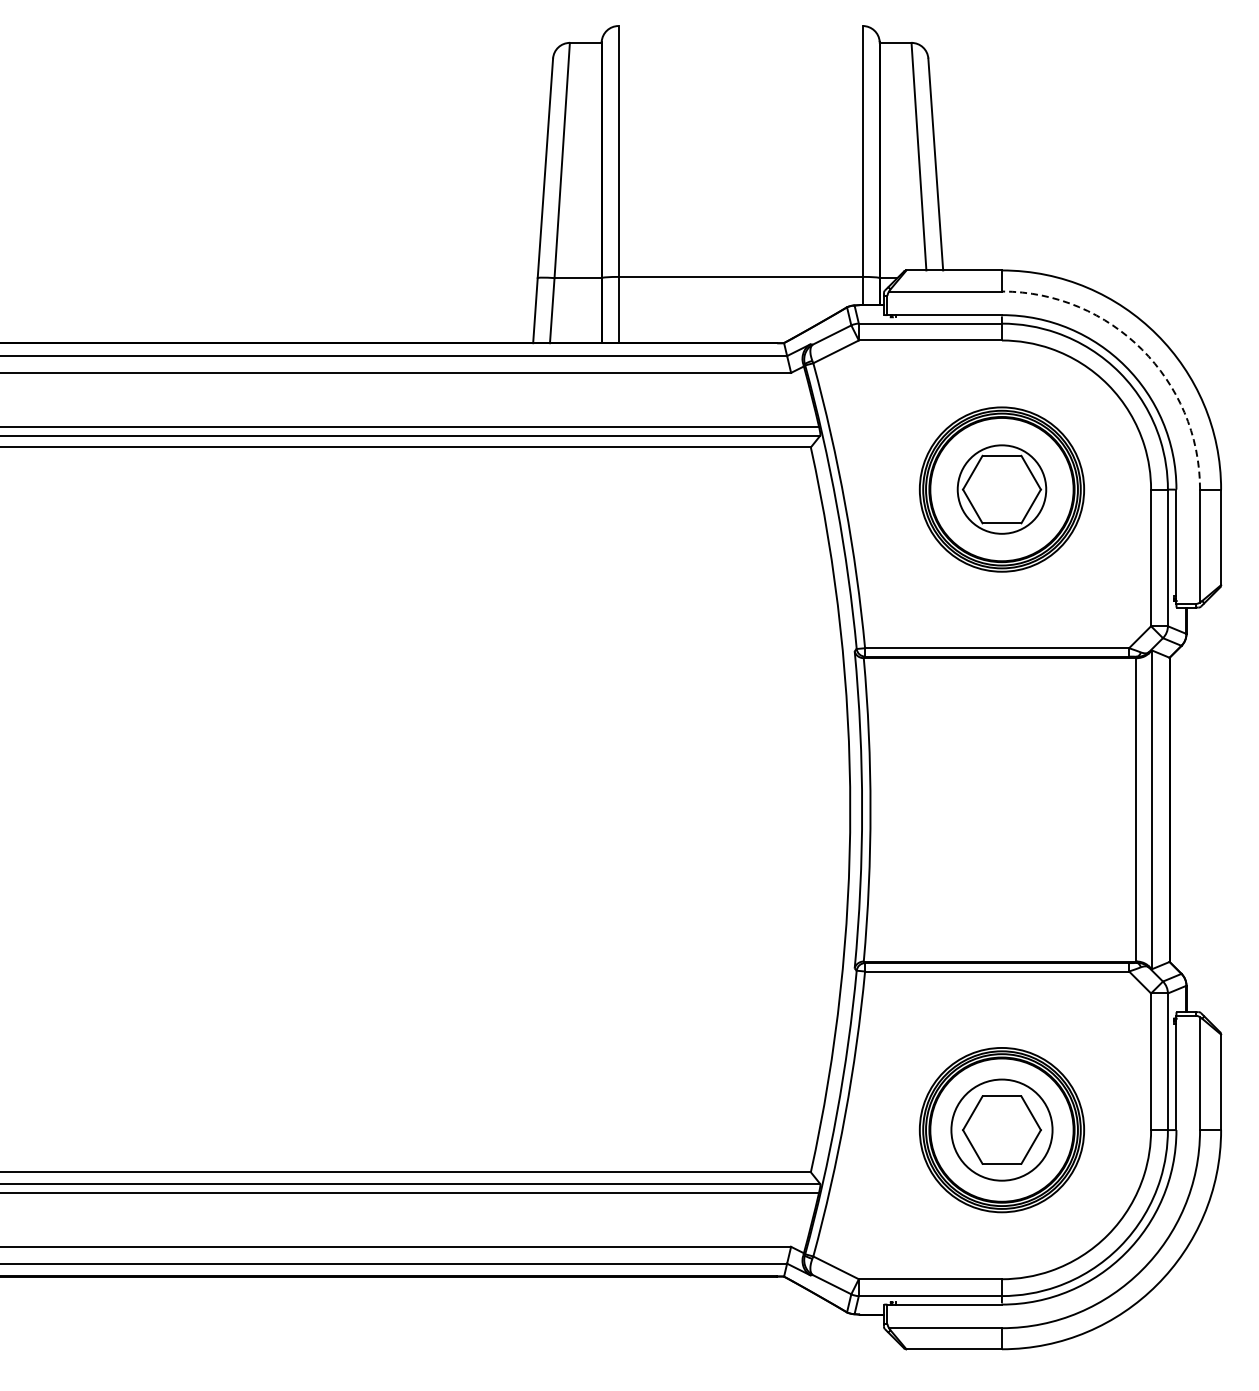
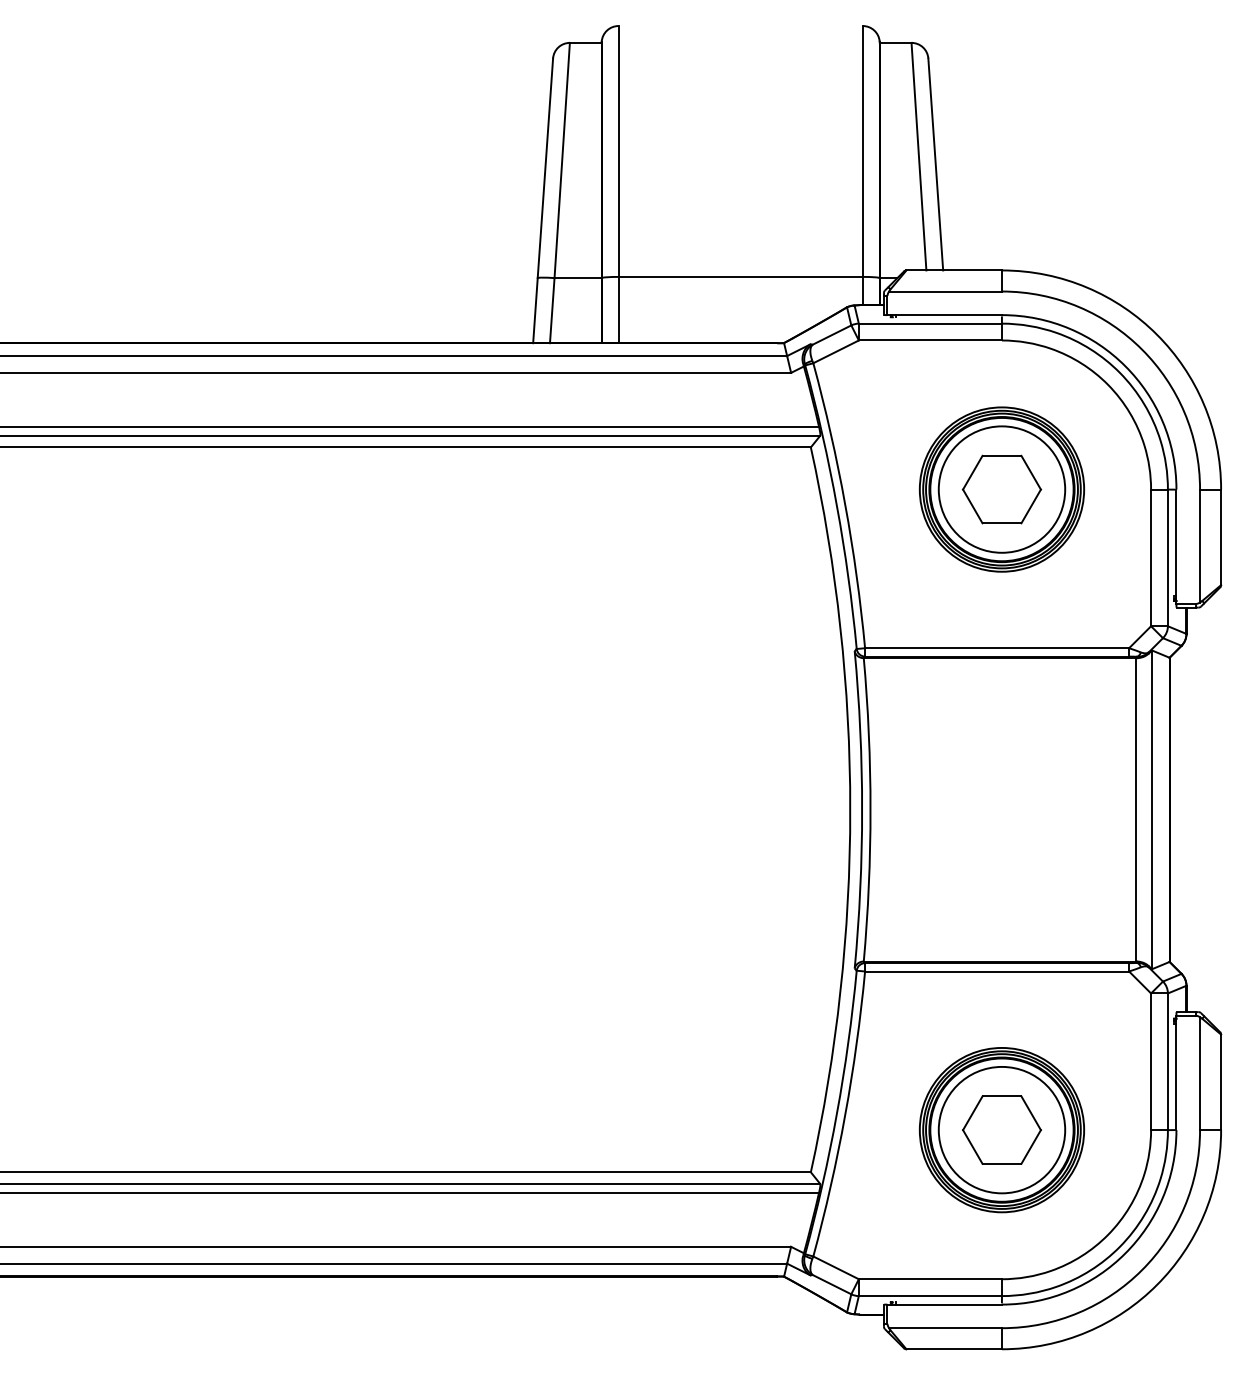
arc: dashed -> solid (1142, 349)
circle diameter: 88 px -> 126 px (1001, 489)
circle diameter: 101 px -> 126 px (1001, 1129)
